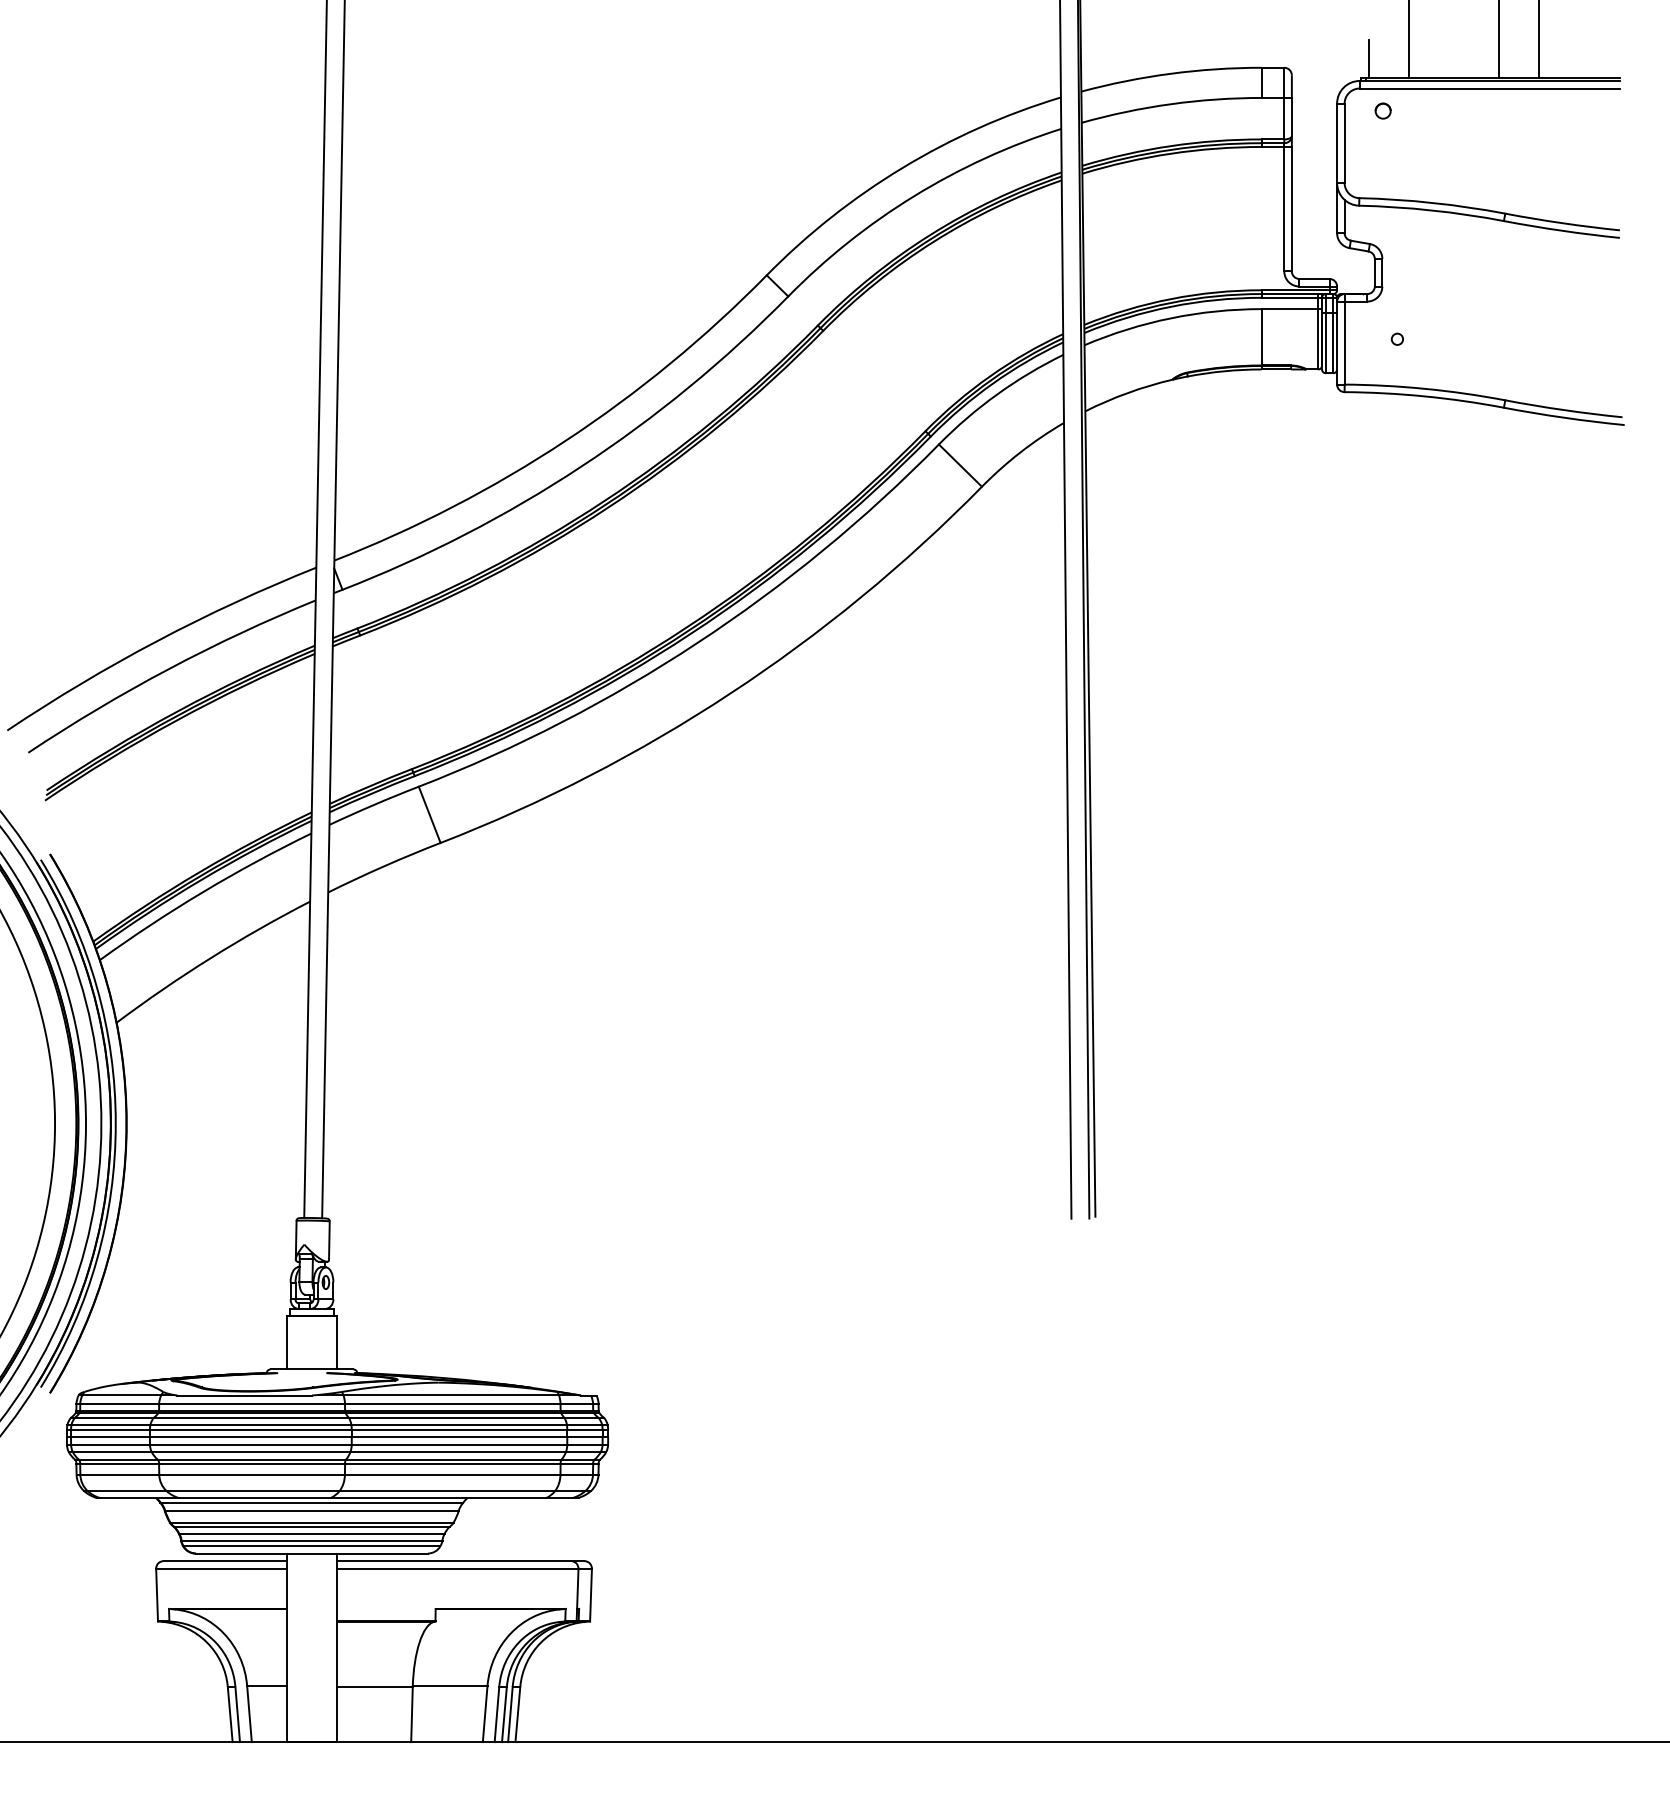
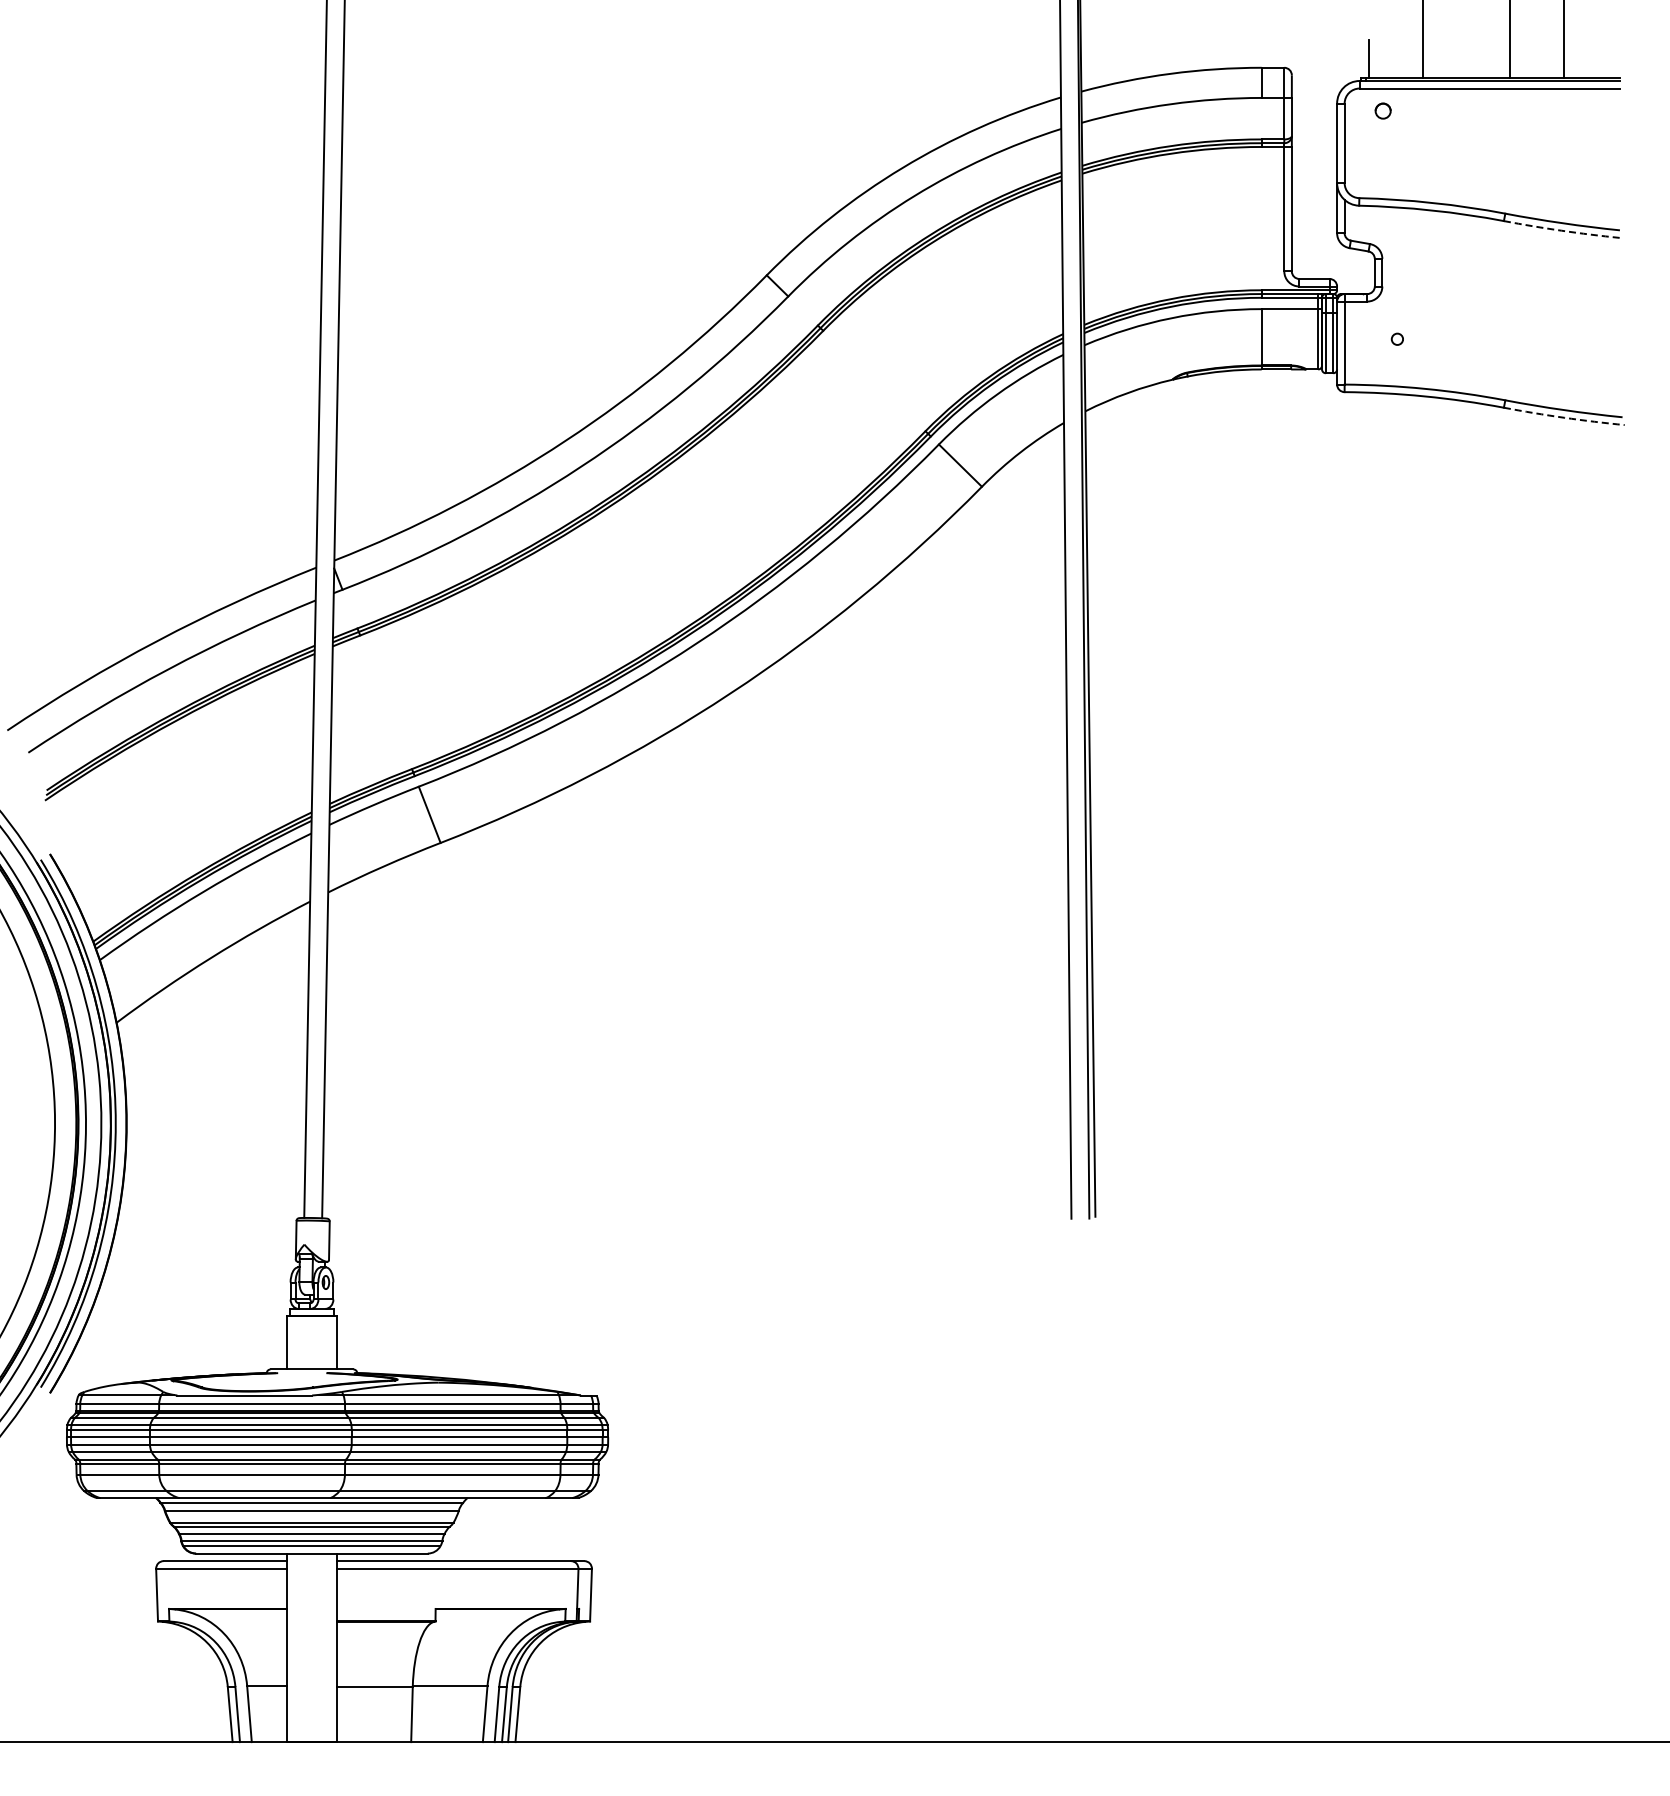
line position: (1408, 39) -> (1422, 39) (1422, 39)
line position: (1499, 39) -> (1510, 39) (1510, 39)
line position: (1538, 39) -> (1563, 39) (1563, 39)
arc: solid -> dashed (1561, 230)
arc: solid -> dashed (1564, 417)
